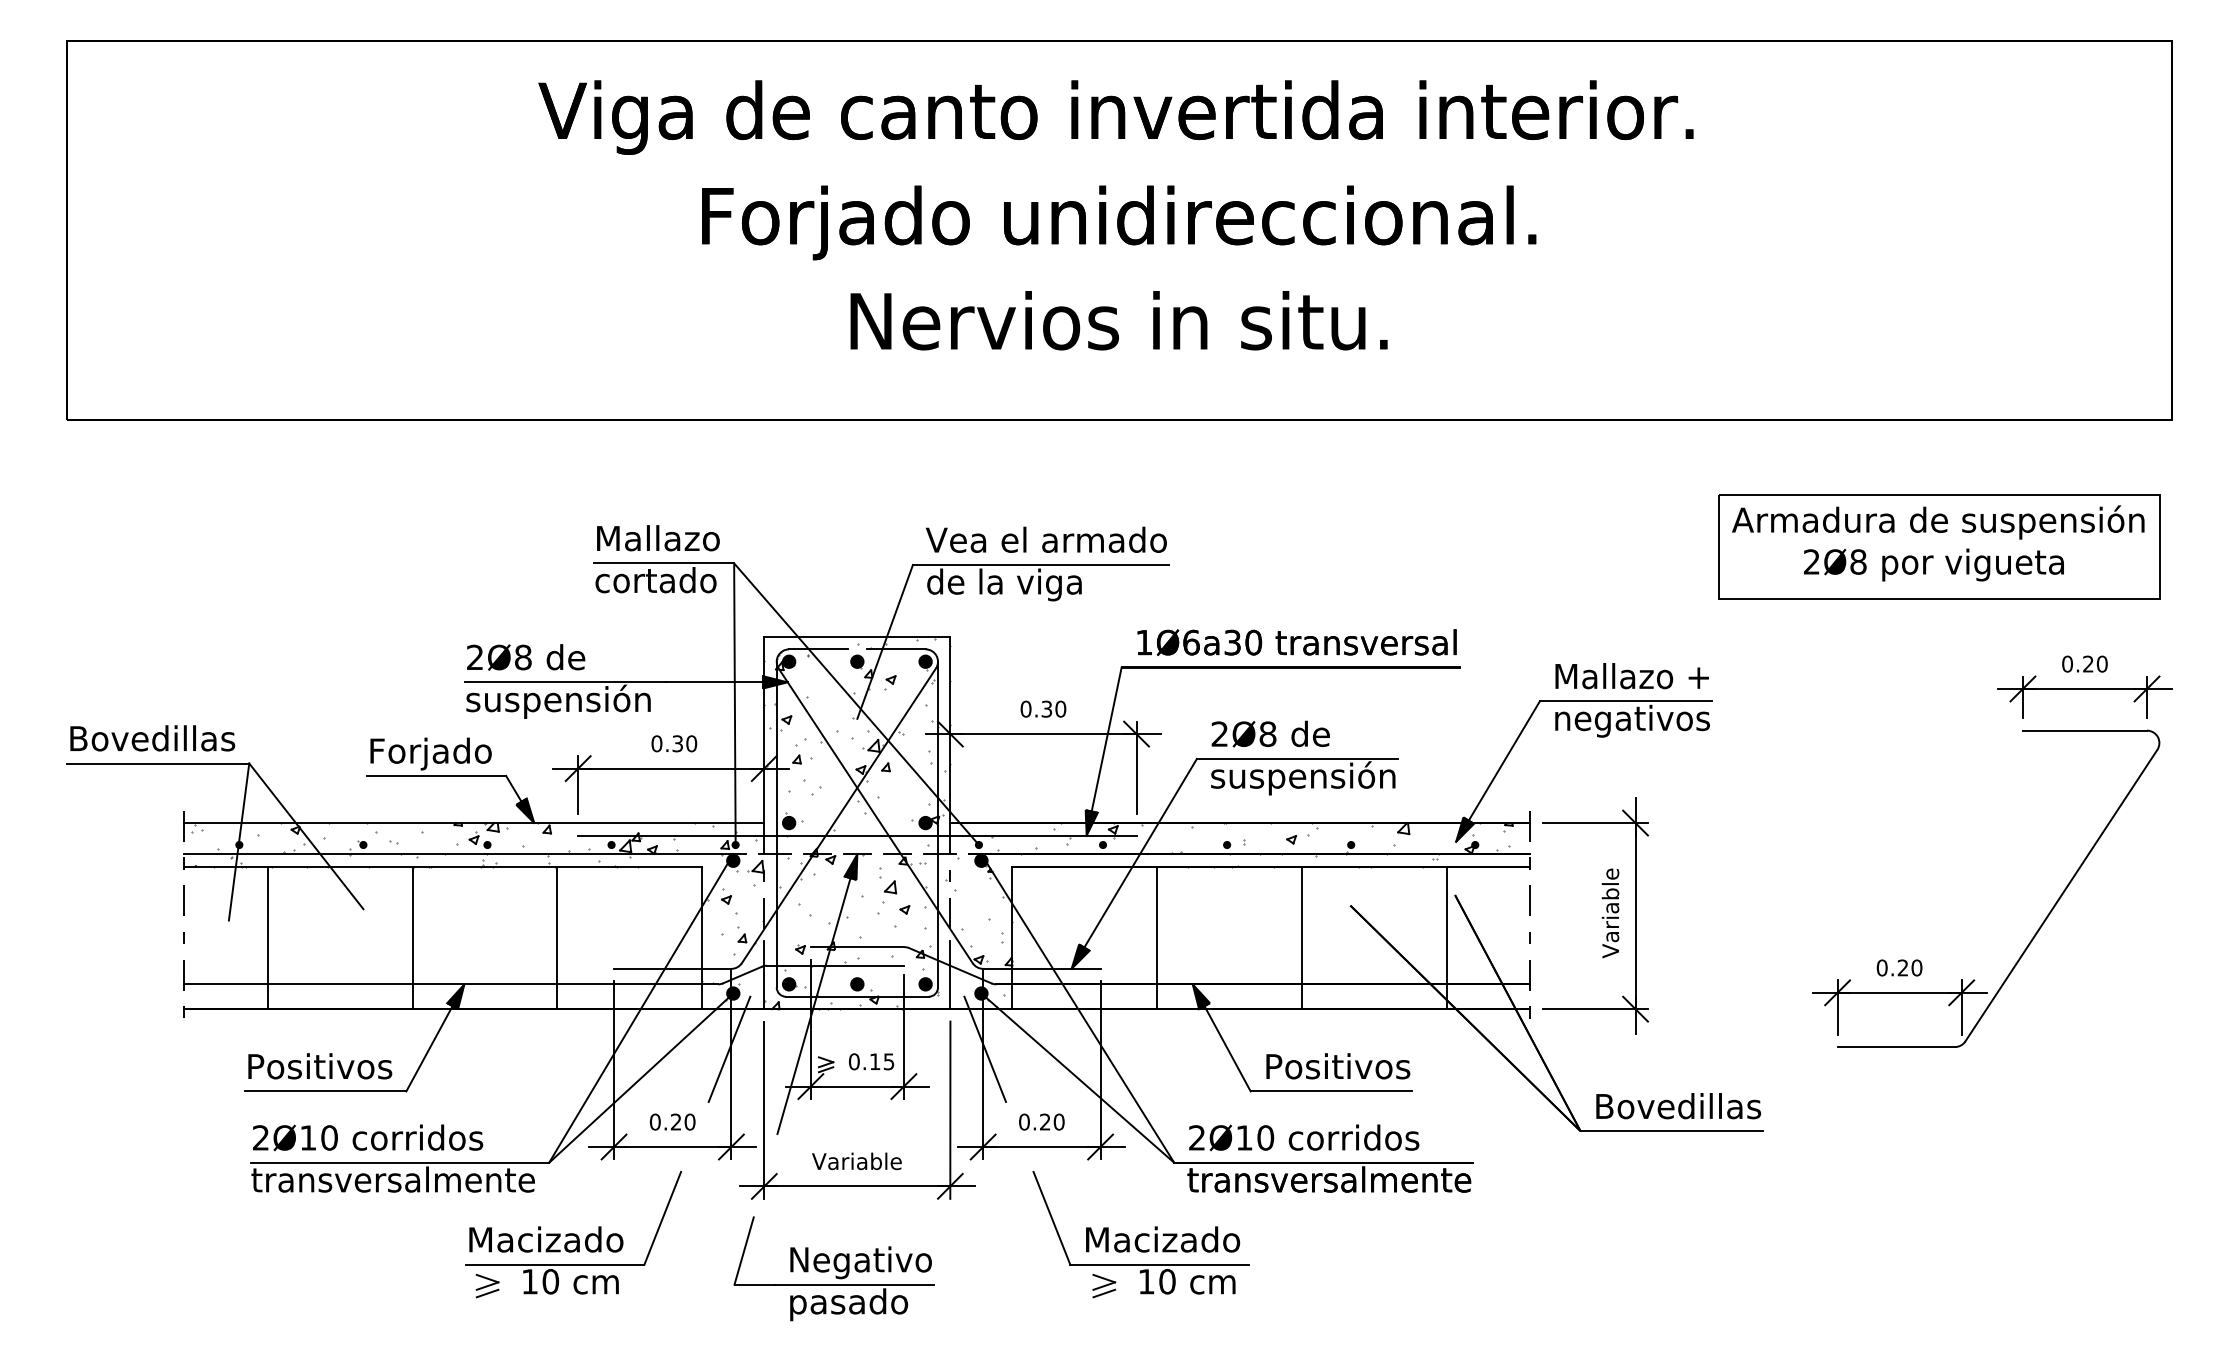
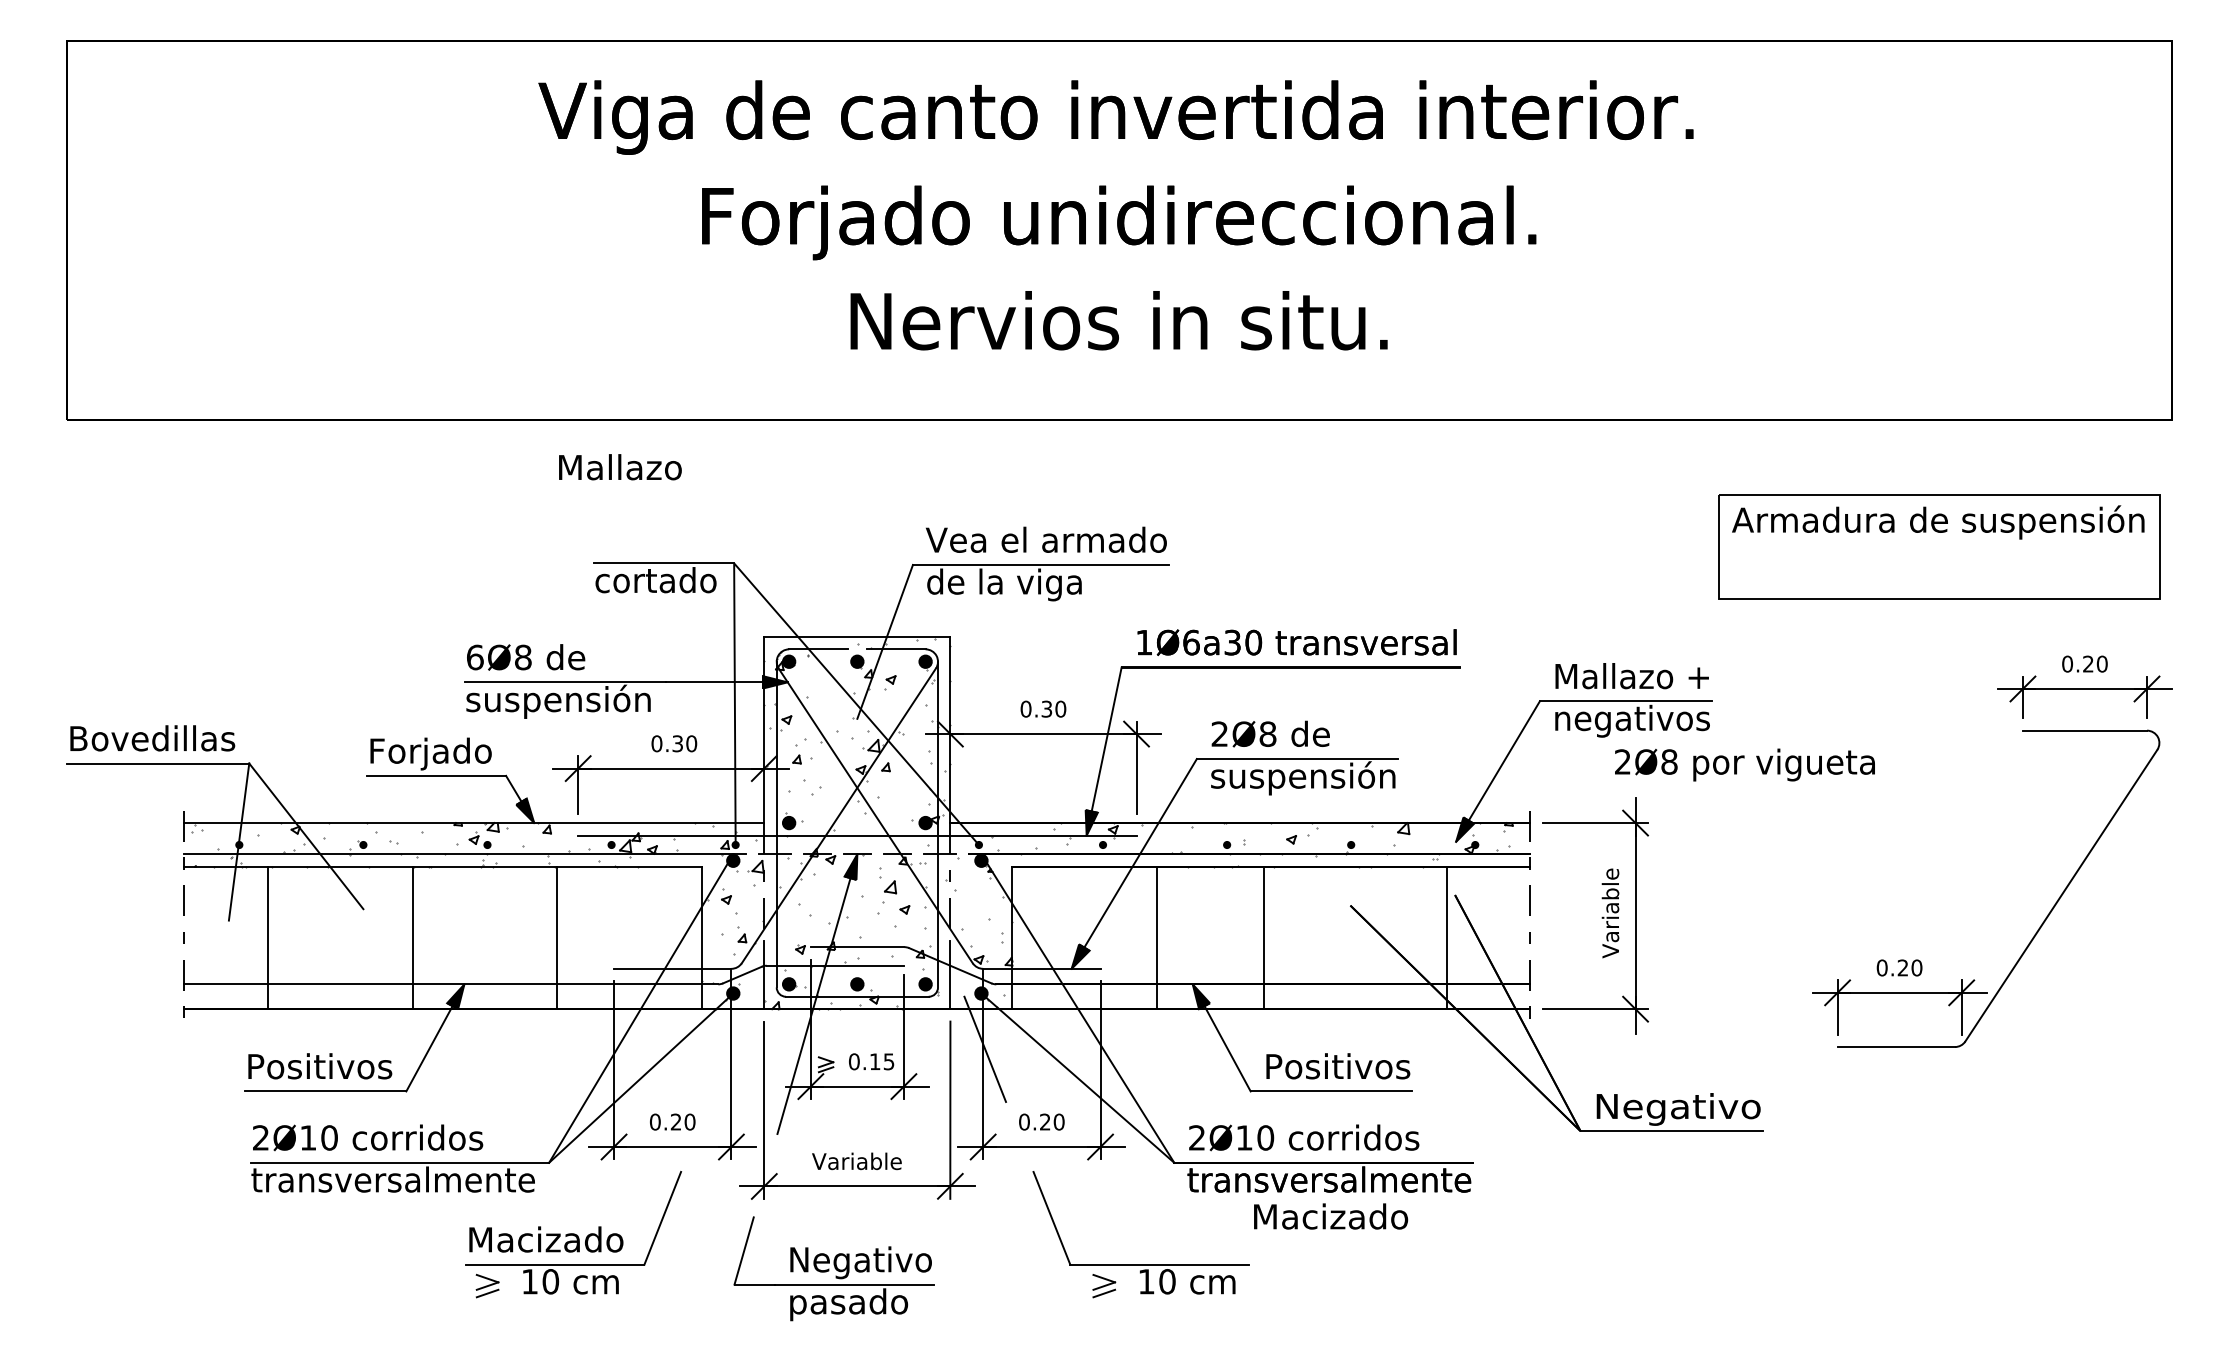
text position: (658, 538) -> (620, 467) (620, 467)
text position: (1933, 564) -> (1744, 764) (1744, 764)
text: 2Ø8 -> 6Ø8 (475, 657)
line position: (1301, 937) -> (1263, 937) (1263, 937)
line: present -> none (729, 1048)
text: Bovedillas -> Negativo (1678, 1109)
text position: (1163, 1239) -> (1331, 1216) (1331, 1216)
